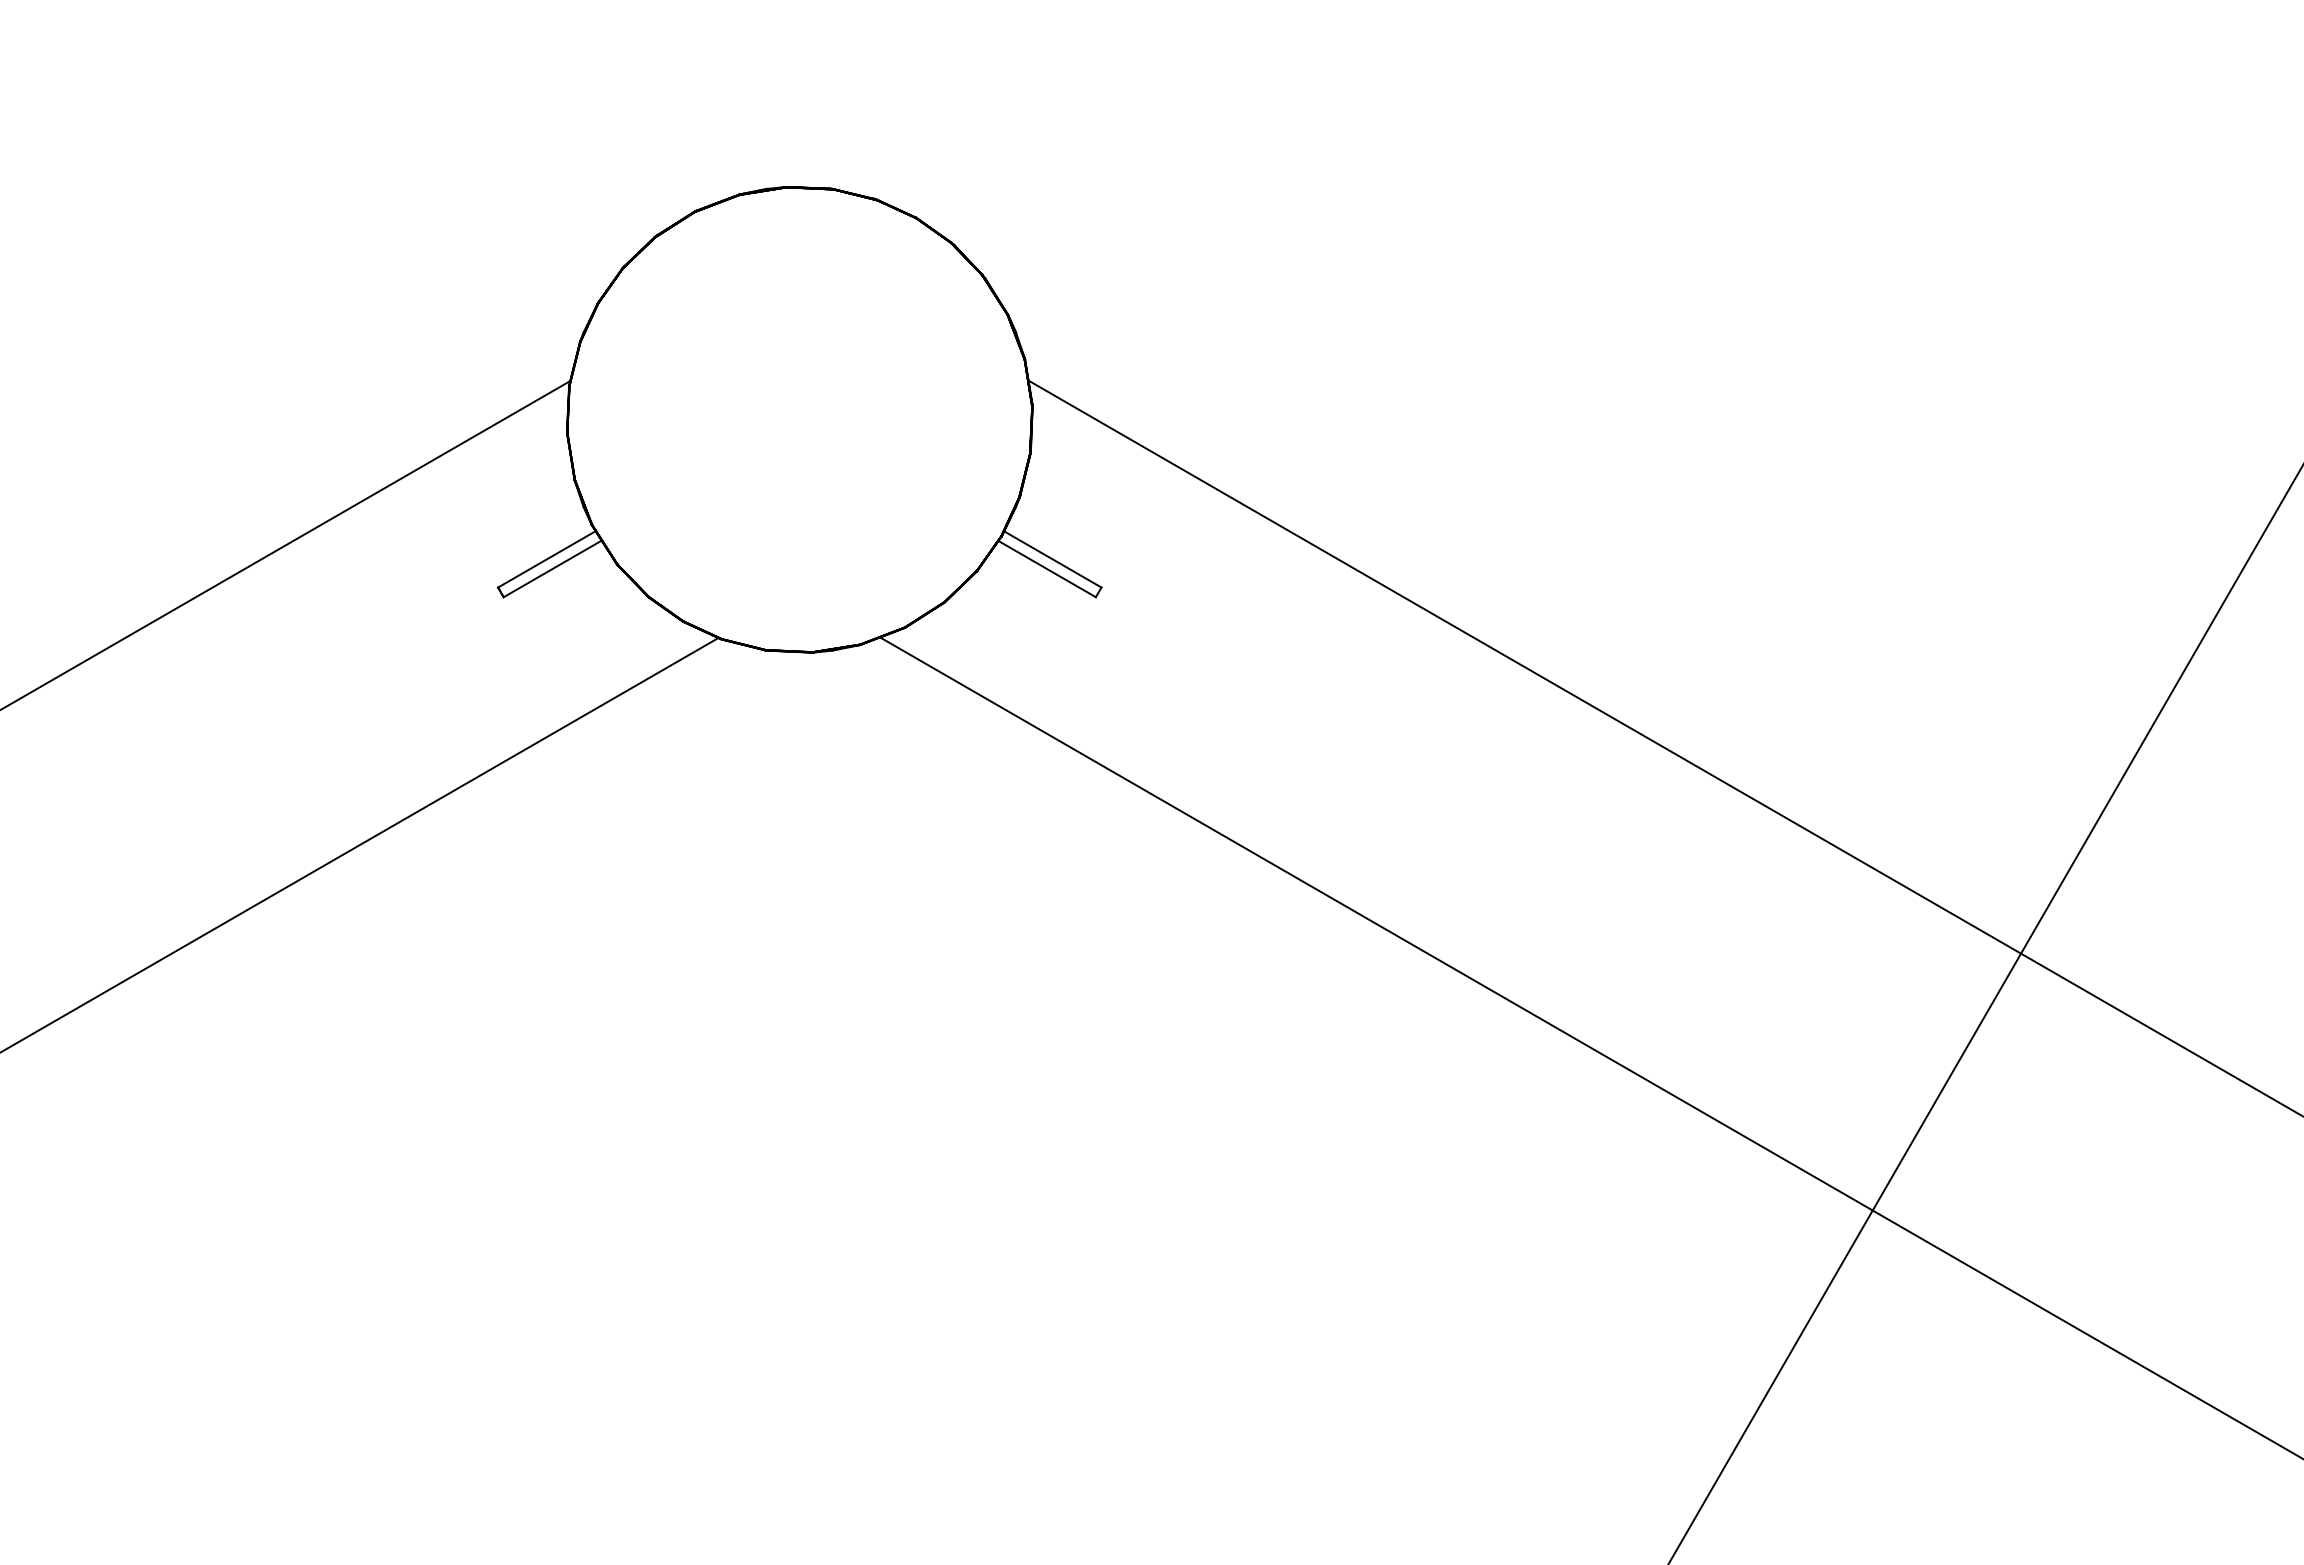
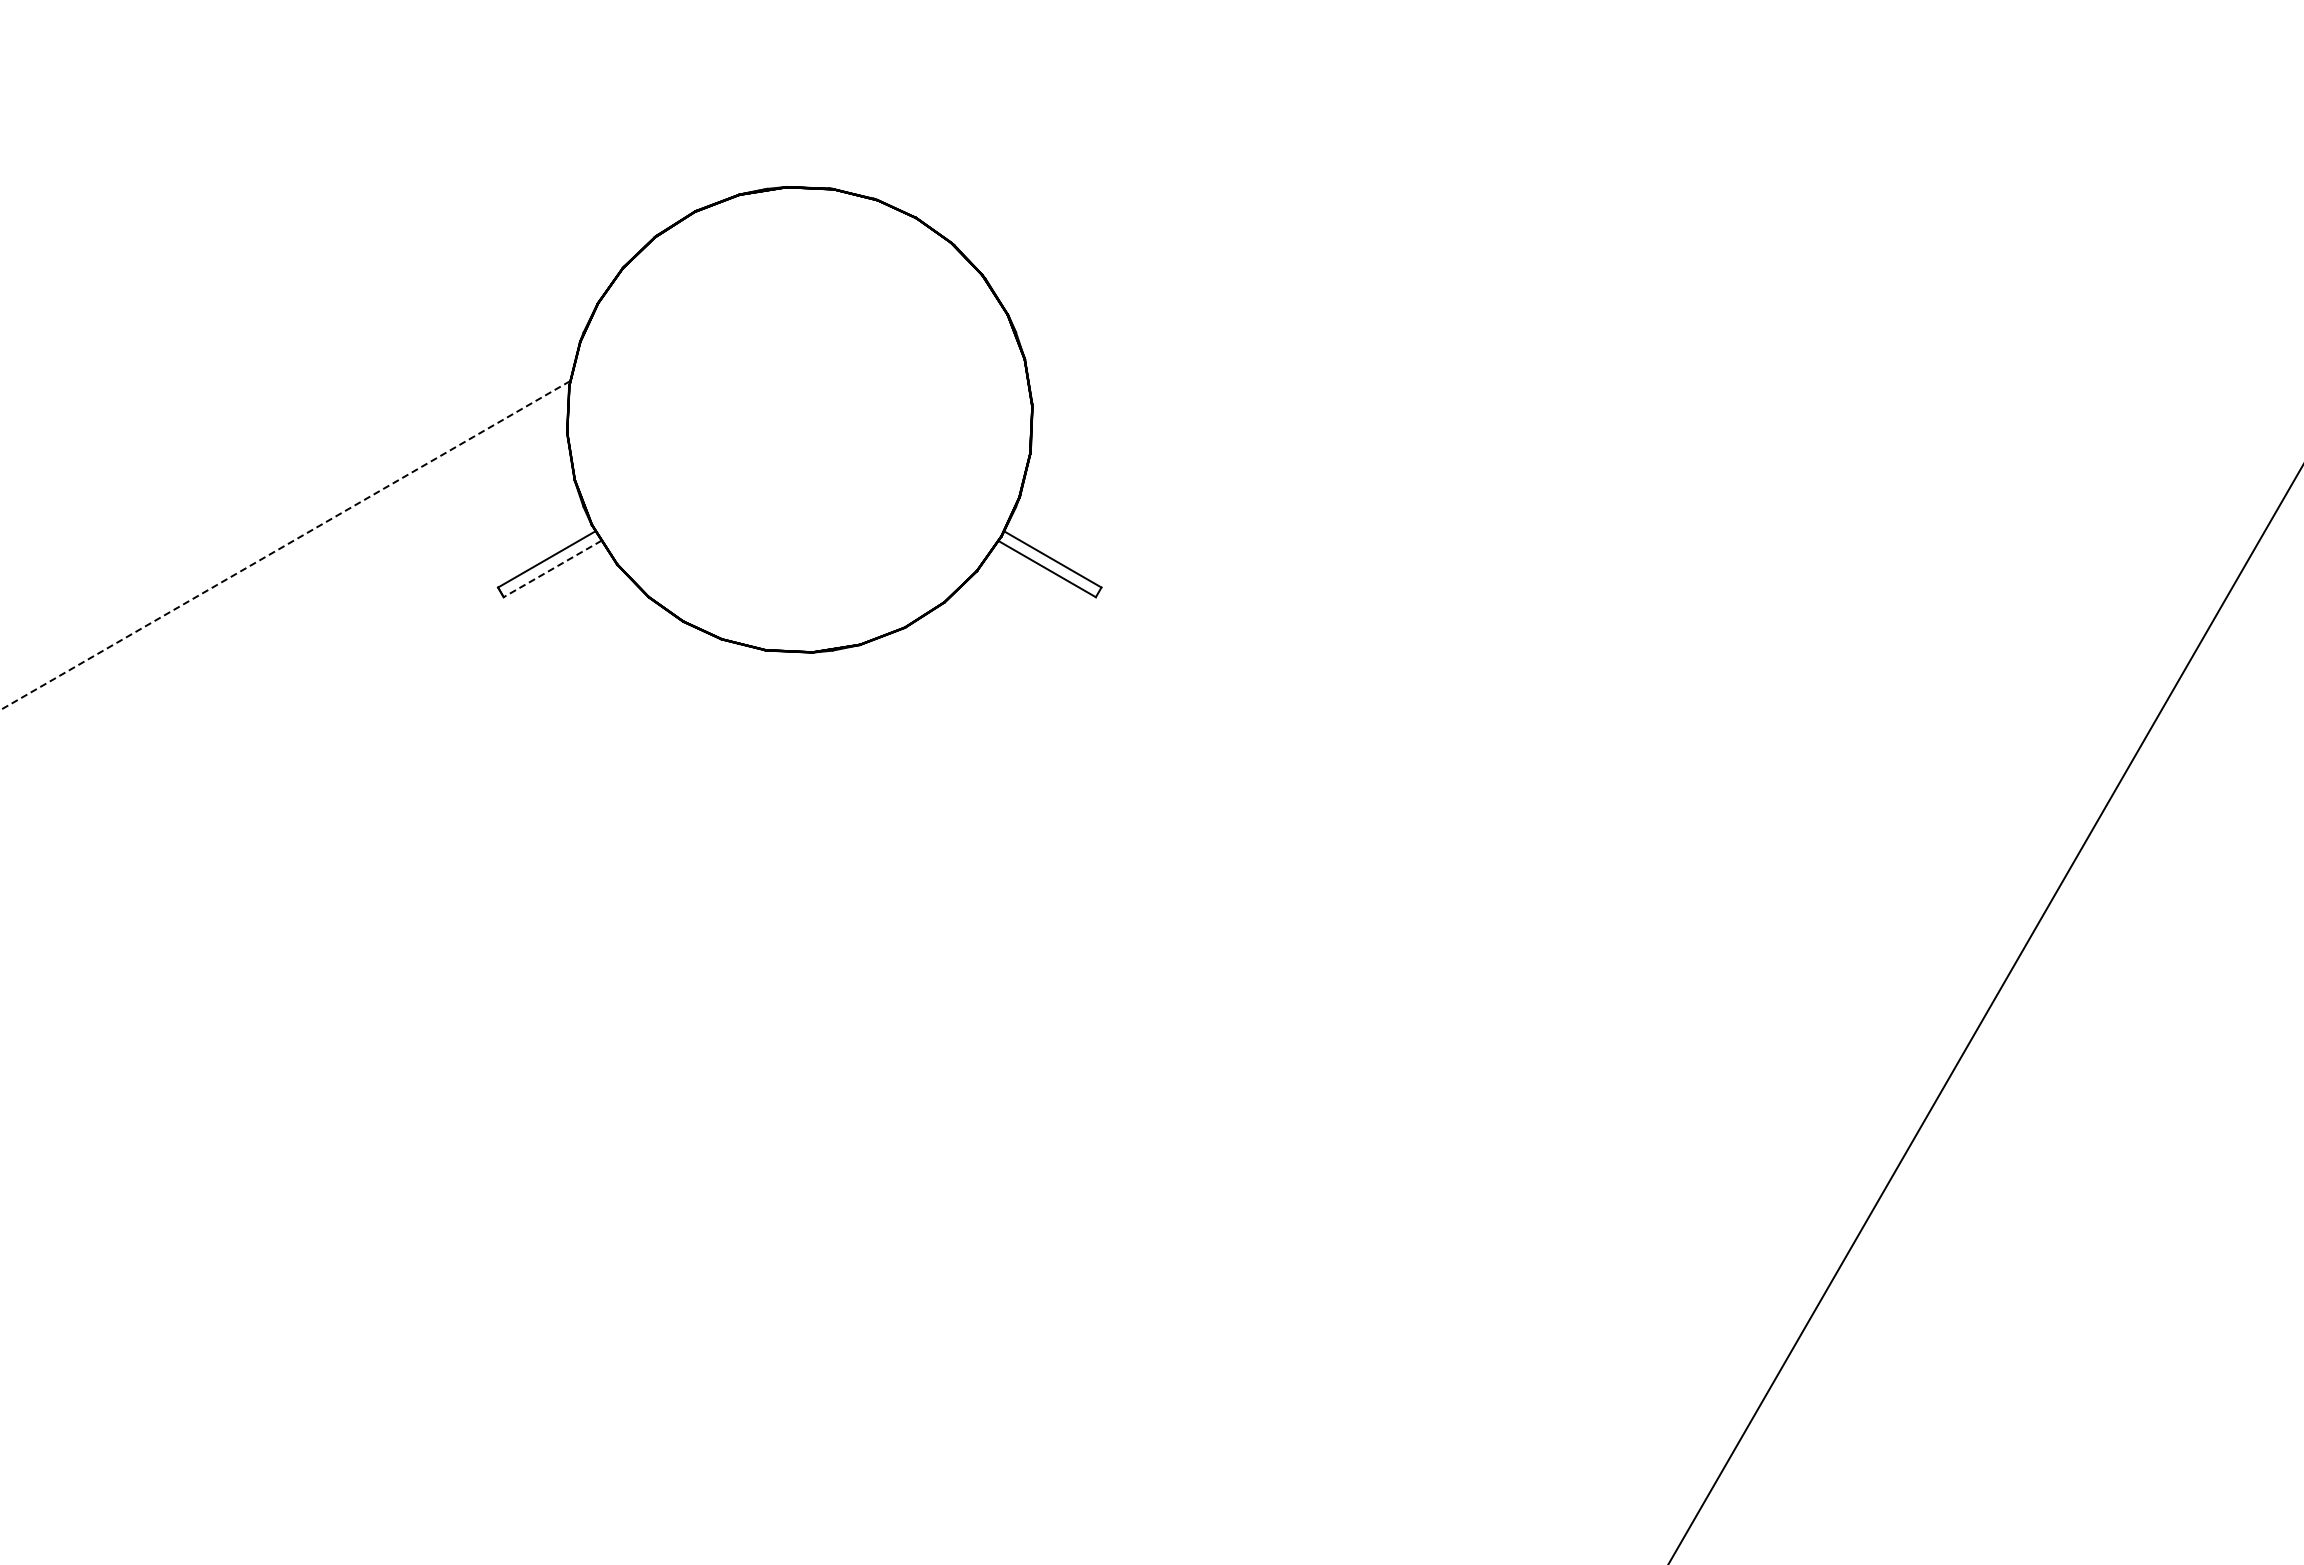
line: solid -> dashed (285, 545)
line: solid -> dashed (552, 568)
line: present -> none (1664, 747)
line: present -> none (360, 844)
line: present -> none (1590, 1047)
